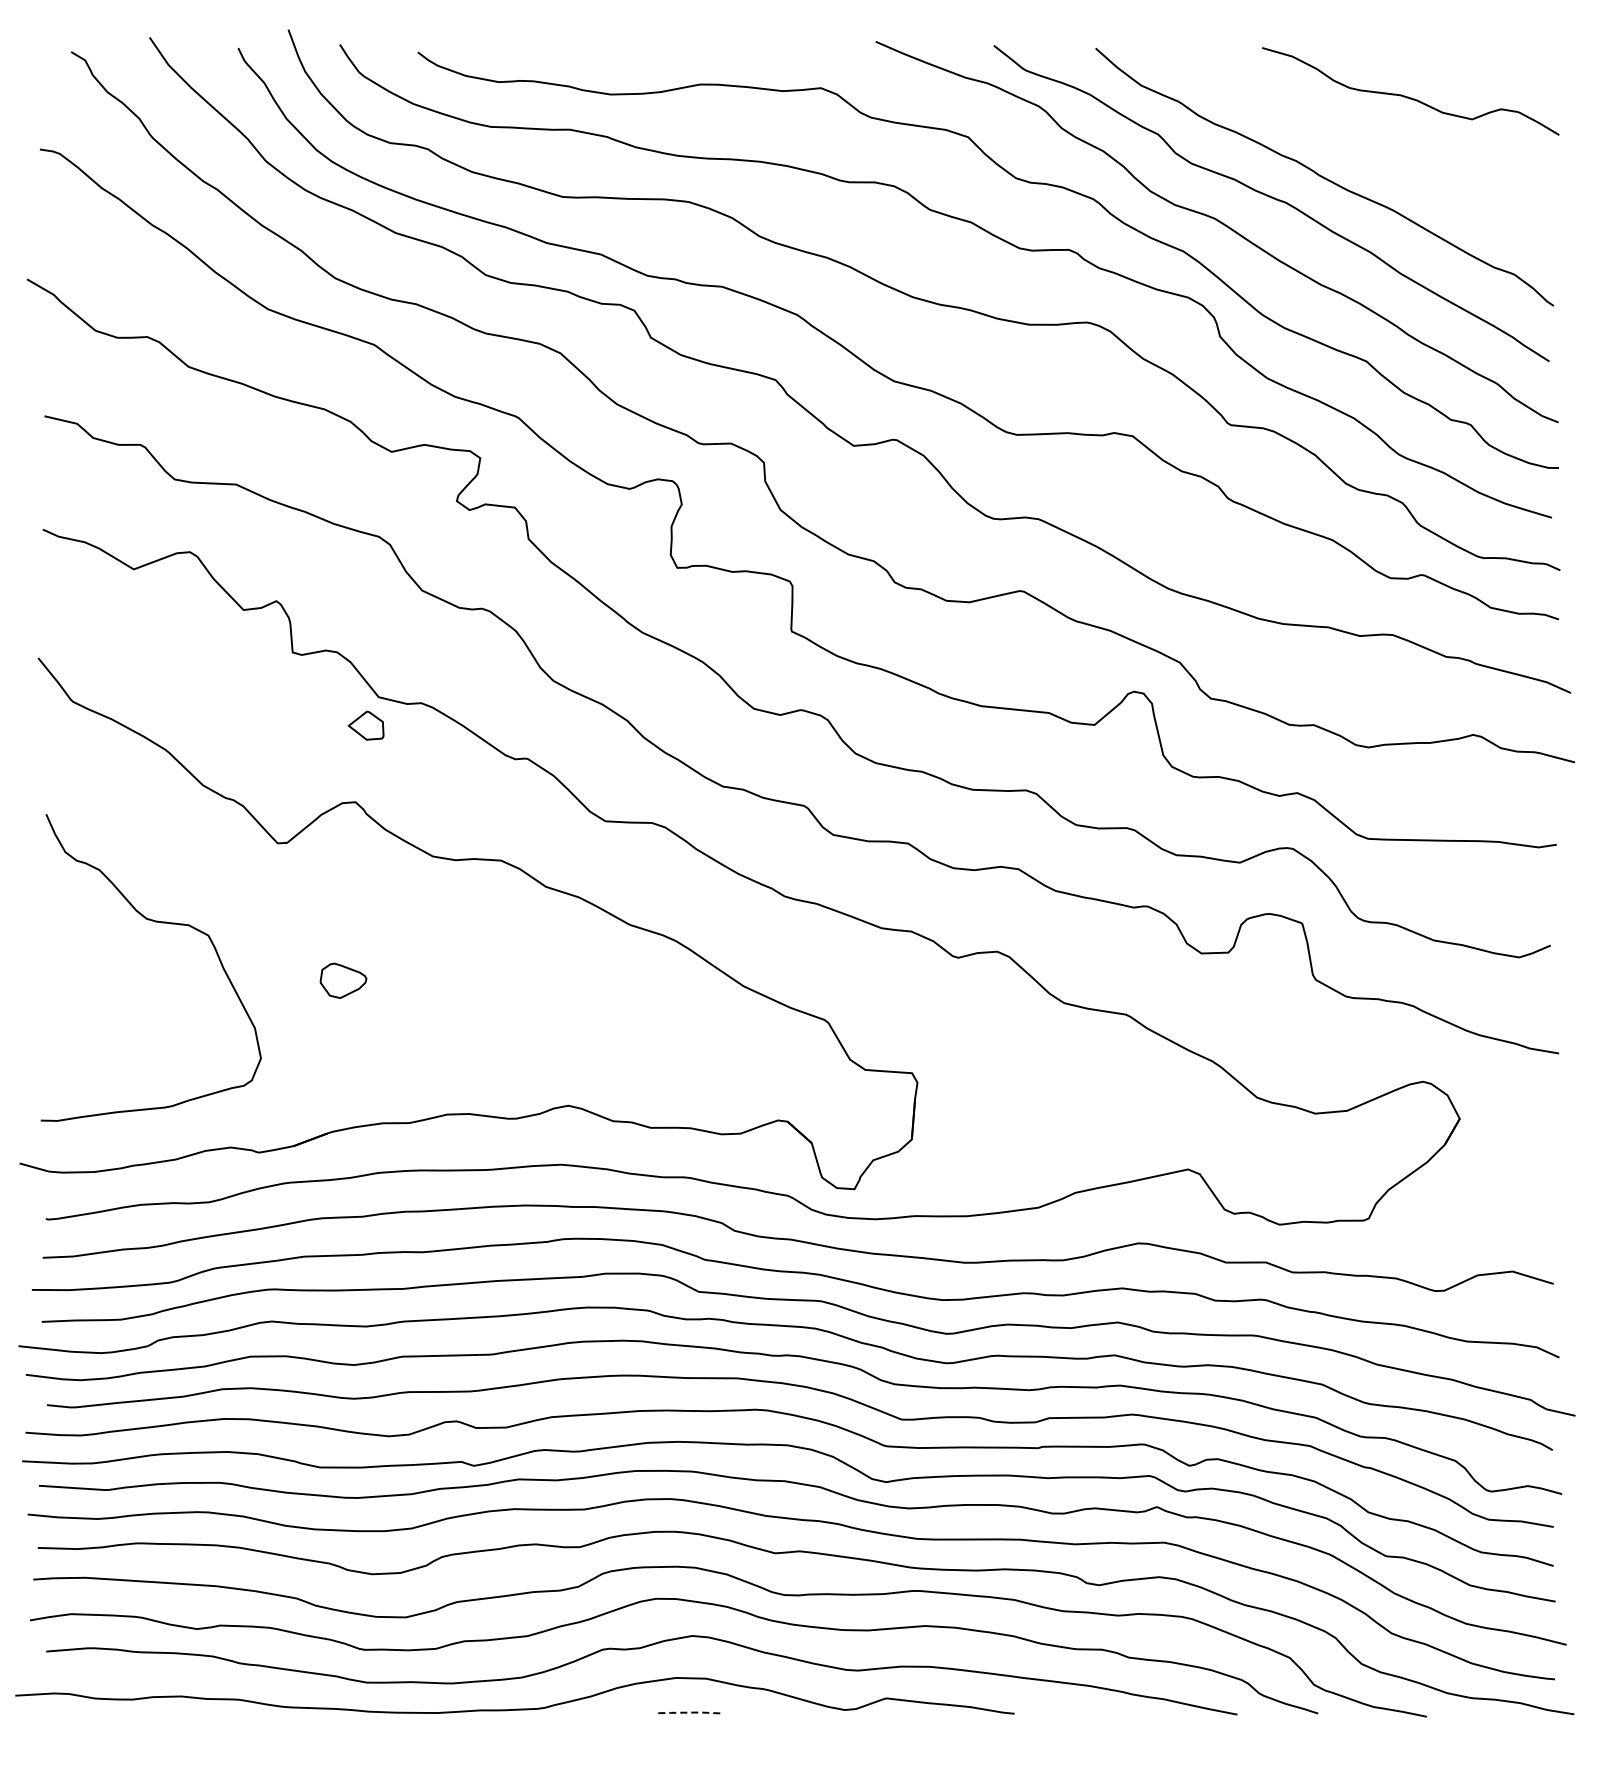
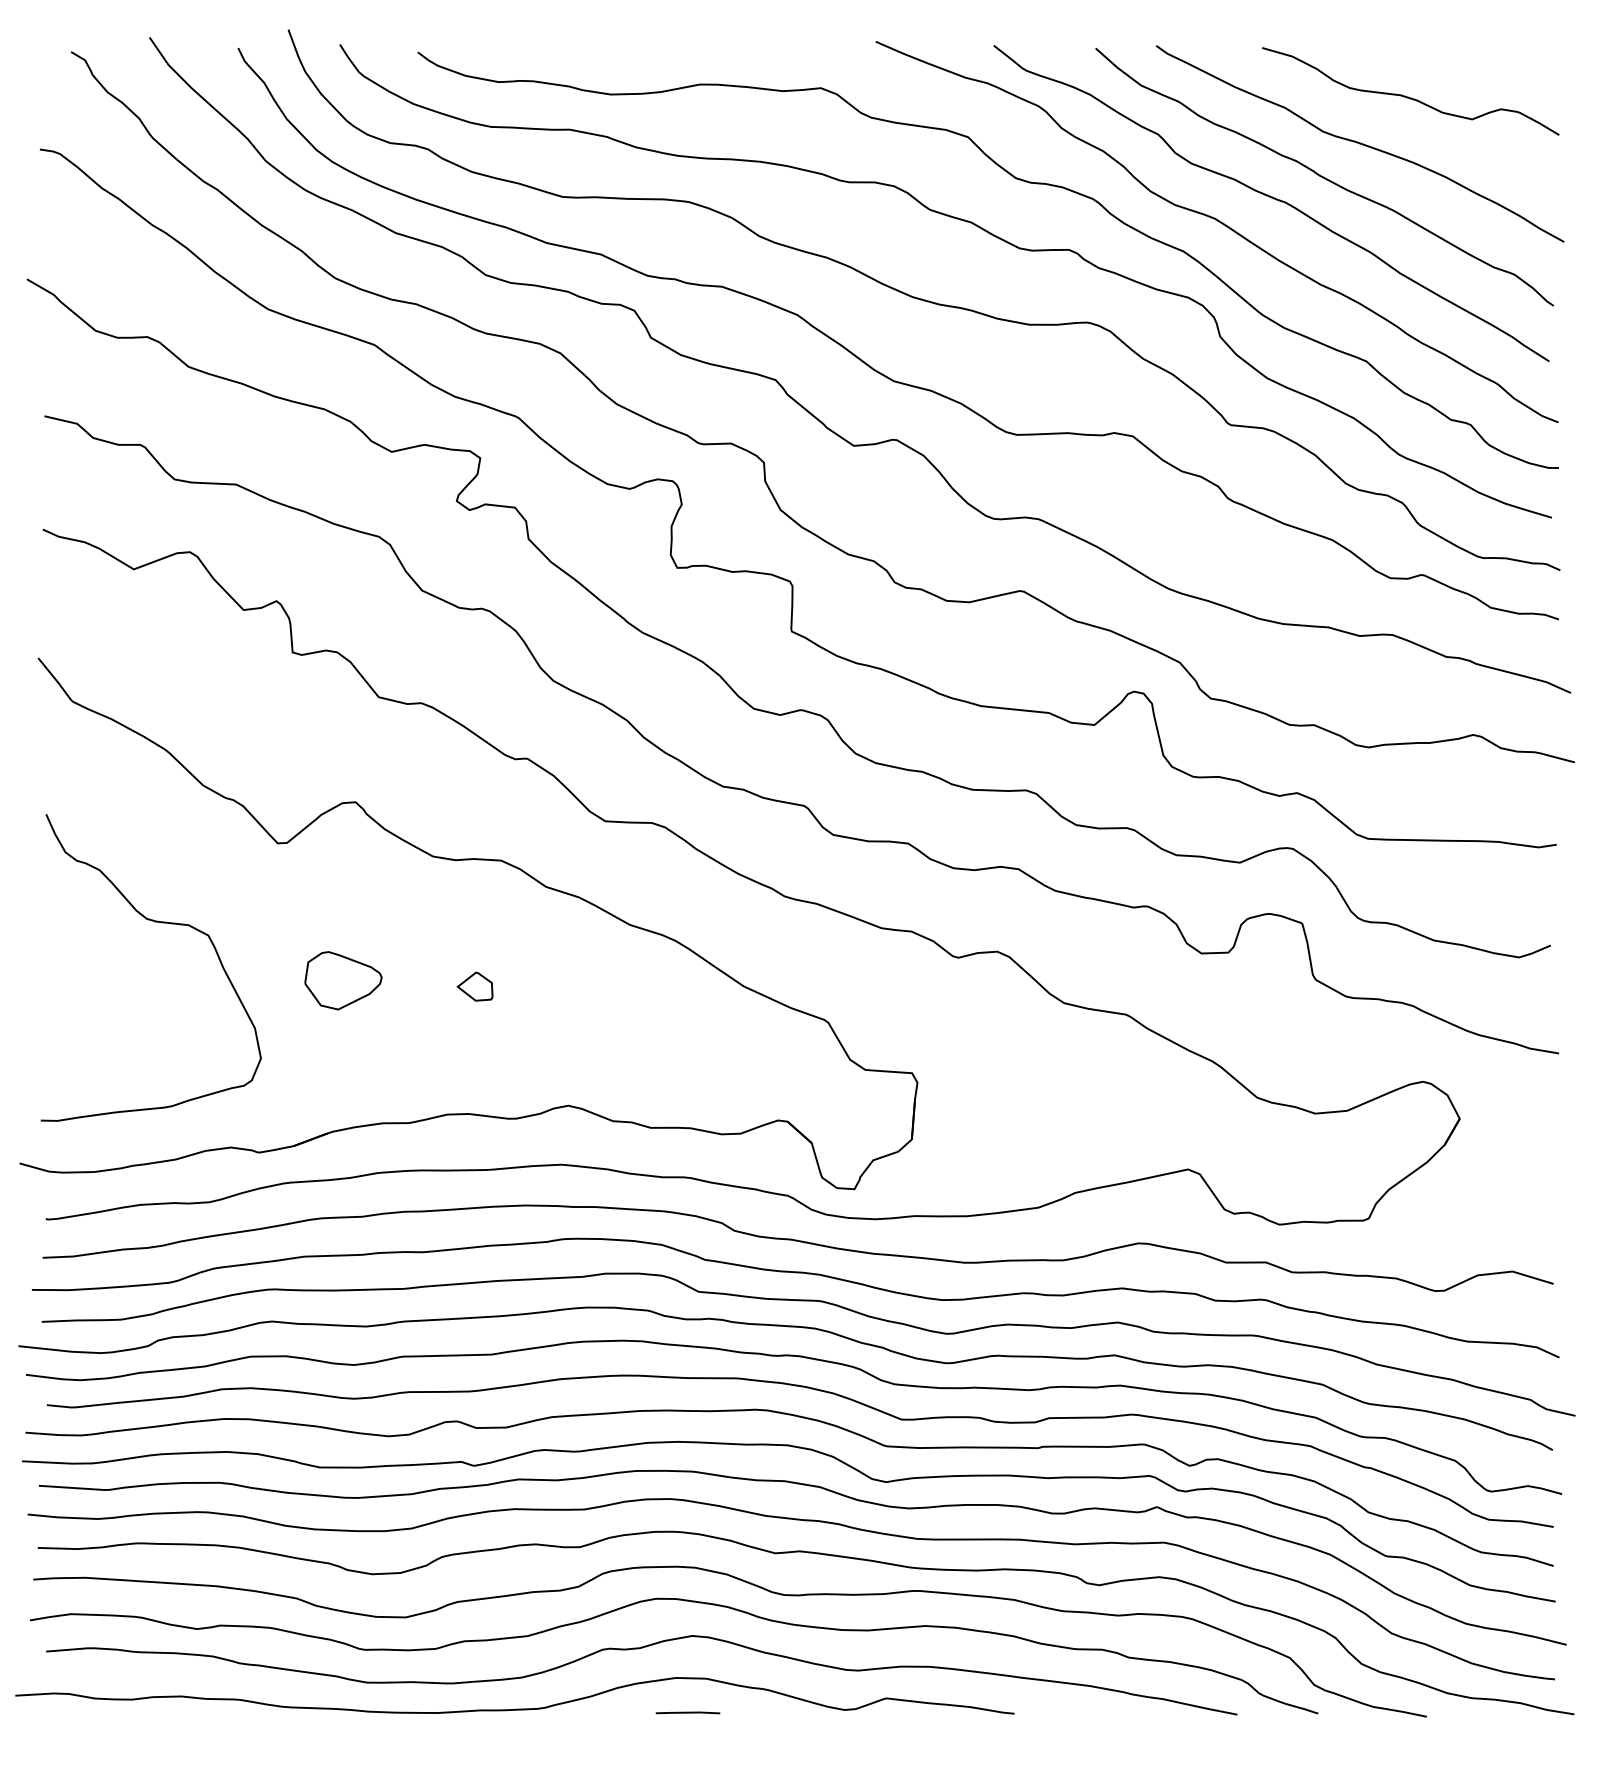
curve: none -> present (1360, 143)
part position: (365, 725) -> (474, 986) (474, 986)
part size: 49x37 px -> 79x60 px (343, 980)
line: dashed -> solid (688, 1712)
